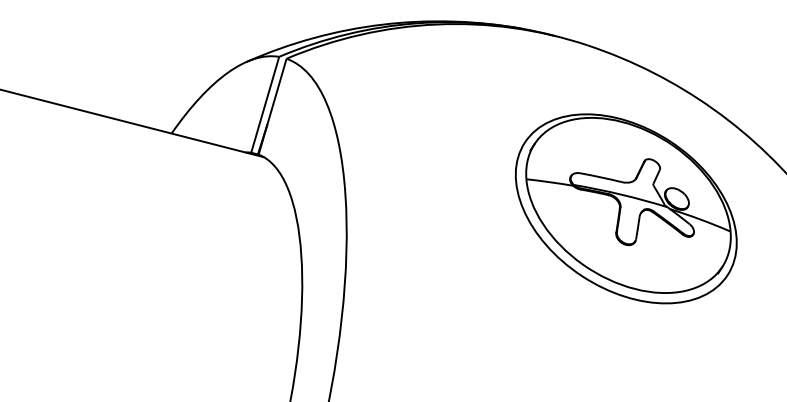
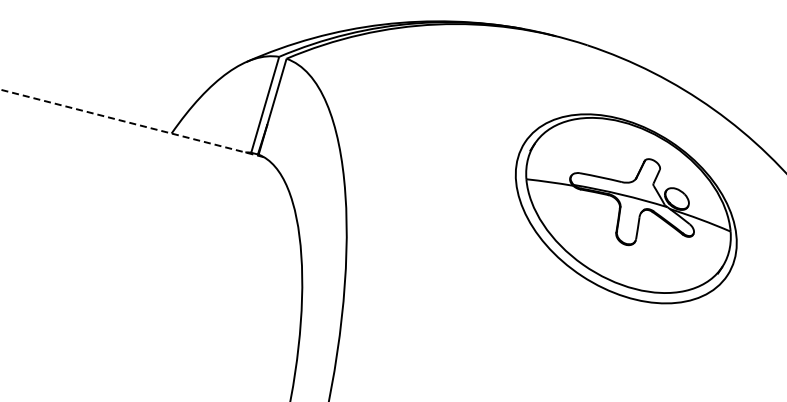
line: solid -> dashed (132, 123)
